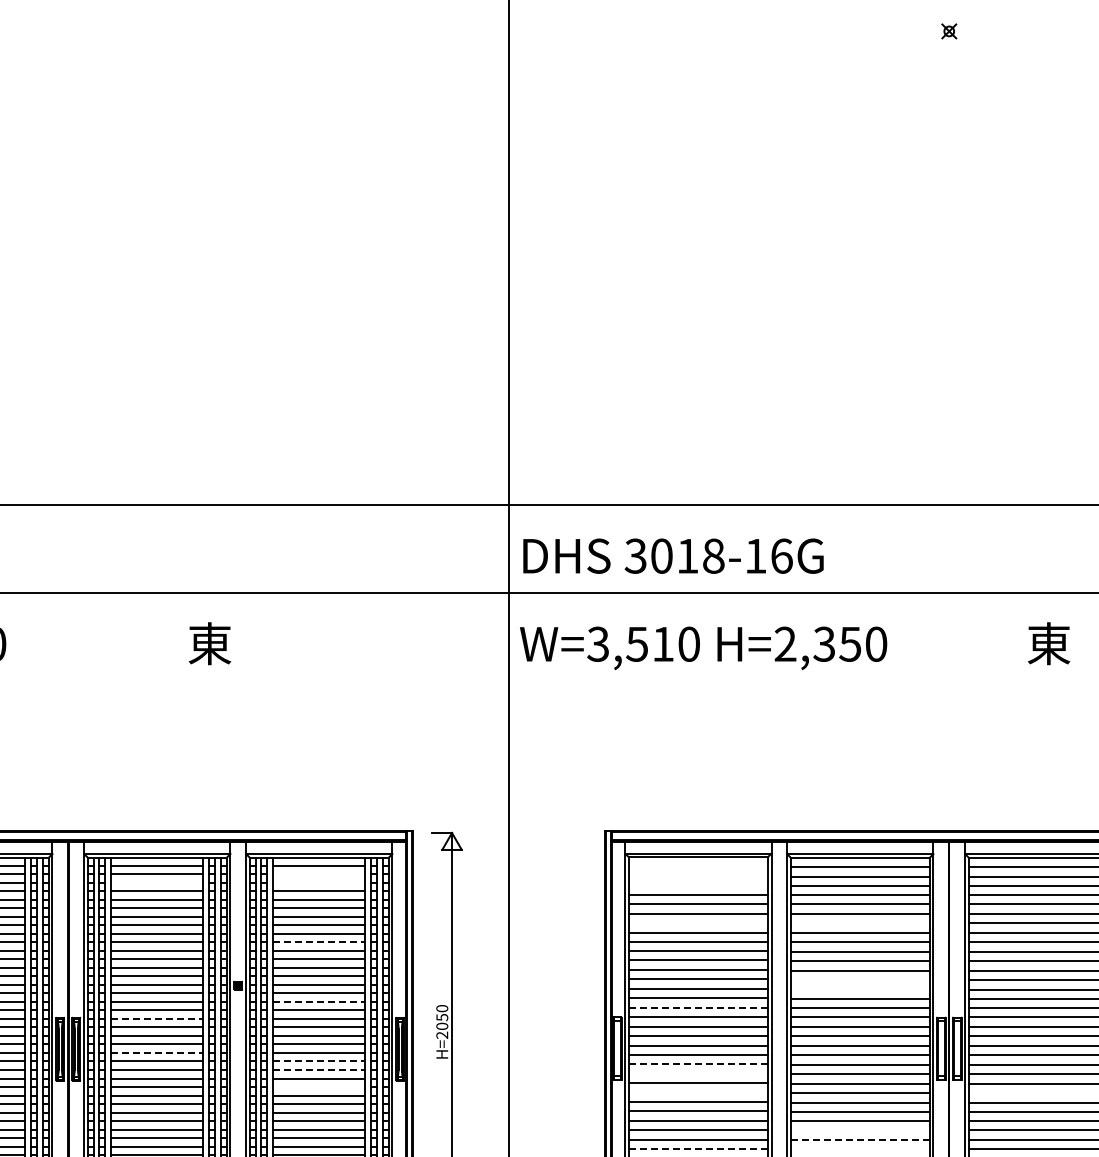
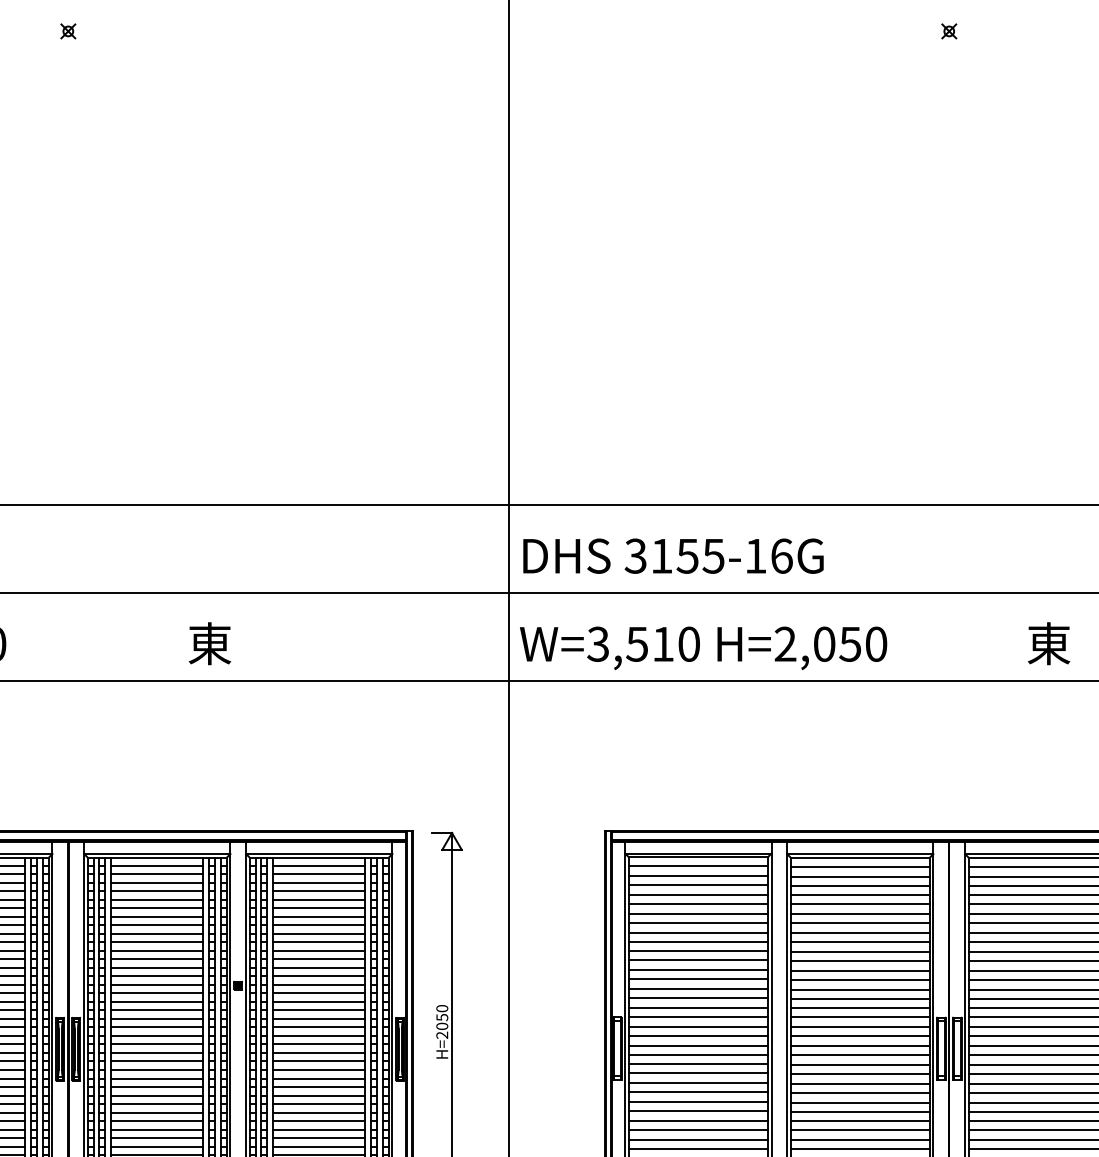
part: none -> present (68, 31)
text: 3018-16G -> 3155-16G (687, 555)
text: H=2,350 -> H=2,050 (824, 643)
line: none -> present (548, 681)
line: none -> present (697, 866)
line: none -> present (319, 874)
line: none -> present (697, 876)
line: none -> present (157, 882)
line: none -> present (319, 882)
line: none -> present (697, 885)
line: none -> present (697, 922)
line: none -> present (859, 923)
line: dashed -> solid (319, 942)
line: none -> present (859, 979)
line: none -> present (859, 989)
line: dashed -> solid (319, 1001)
line: dashed -> solid (698, 1007)
line: dashed -> solid (157, 1018)
line: dashed -> solid (157, 1052)
line: dashed -> solid (319, 1061)
line: dashed -> solid (698, 1064)
line: dashed -> solid (319, 1070)
line: none -> present (697, 1073)
line: none -> present (319, 1087)
line: none -> present (697, 1092)
line: none -> present (1031, 1092)
line: none -> present (859, 1130)
line: dashed -> solid (860, 1140)
line: dashed -> solid (698, 1148)
line: none -> present (859, 1149)
